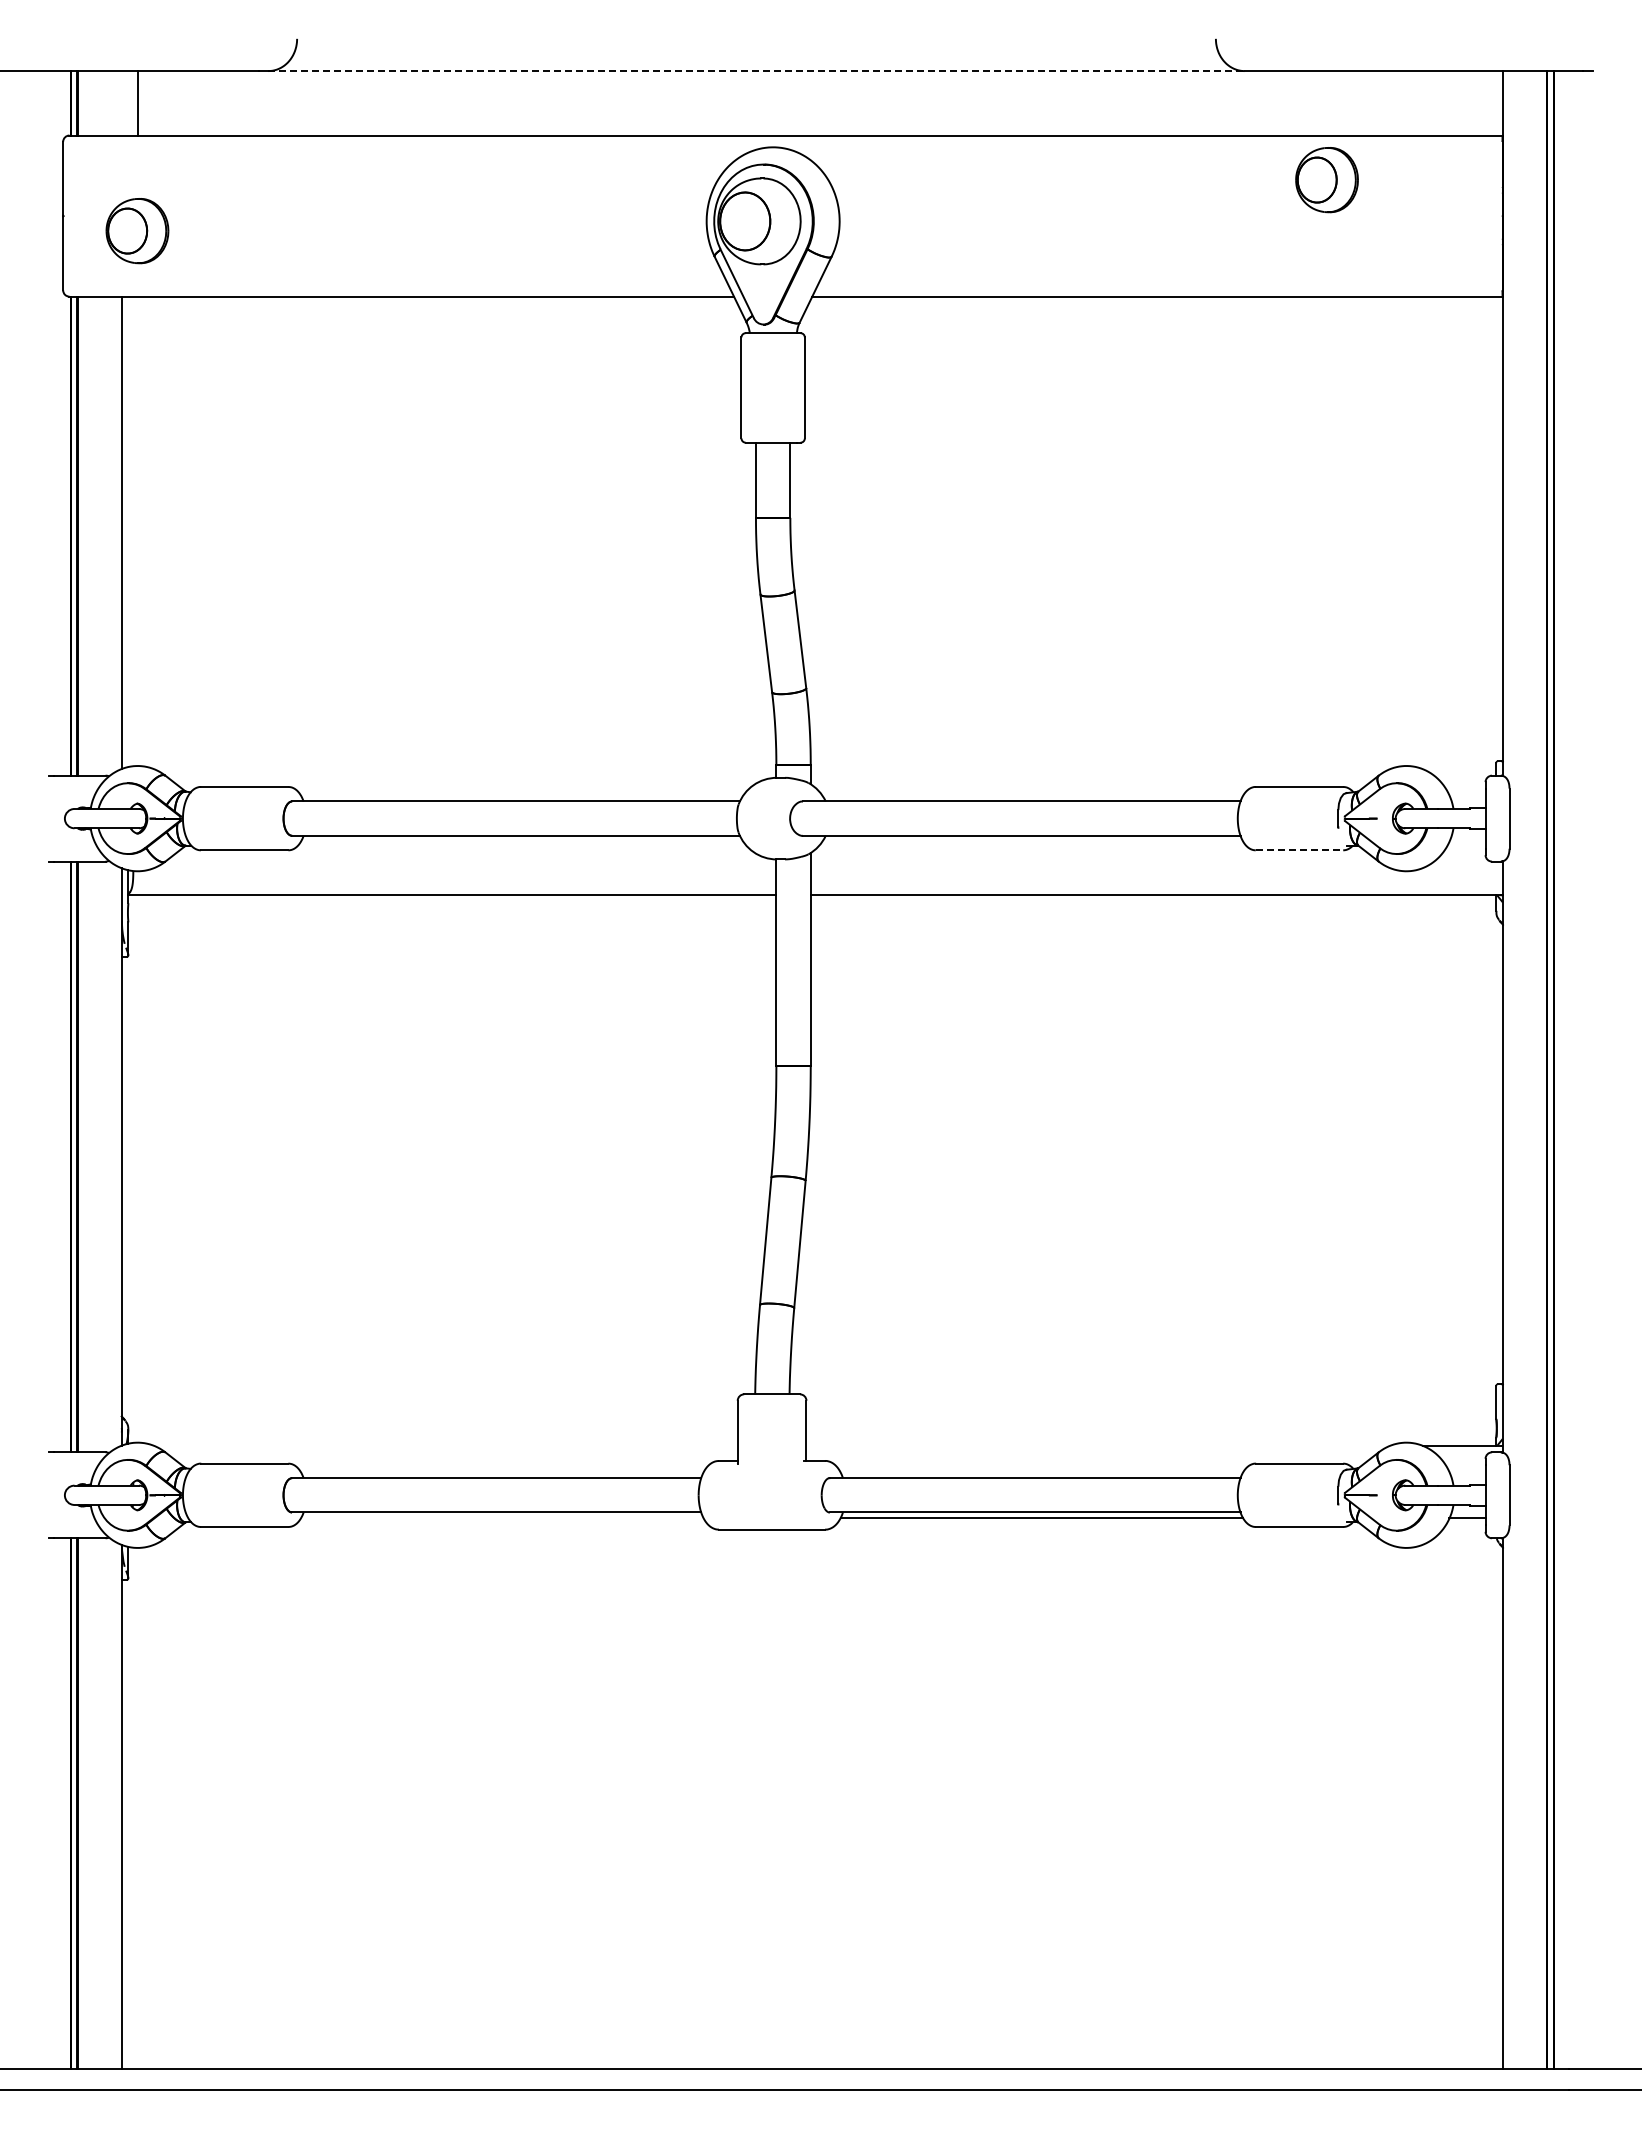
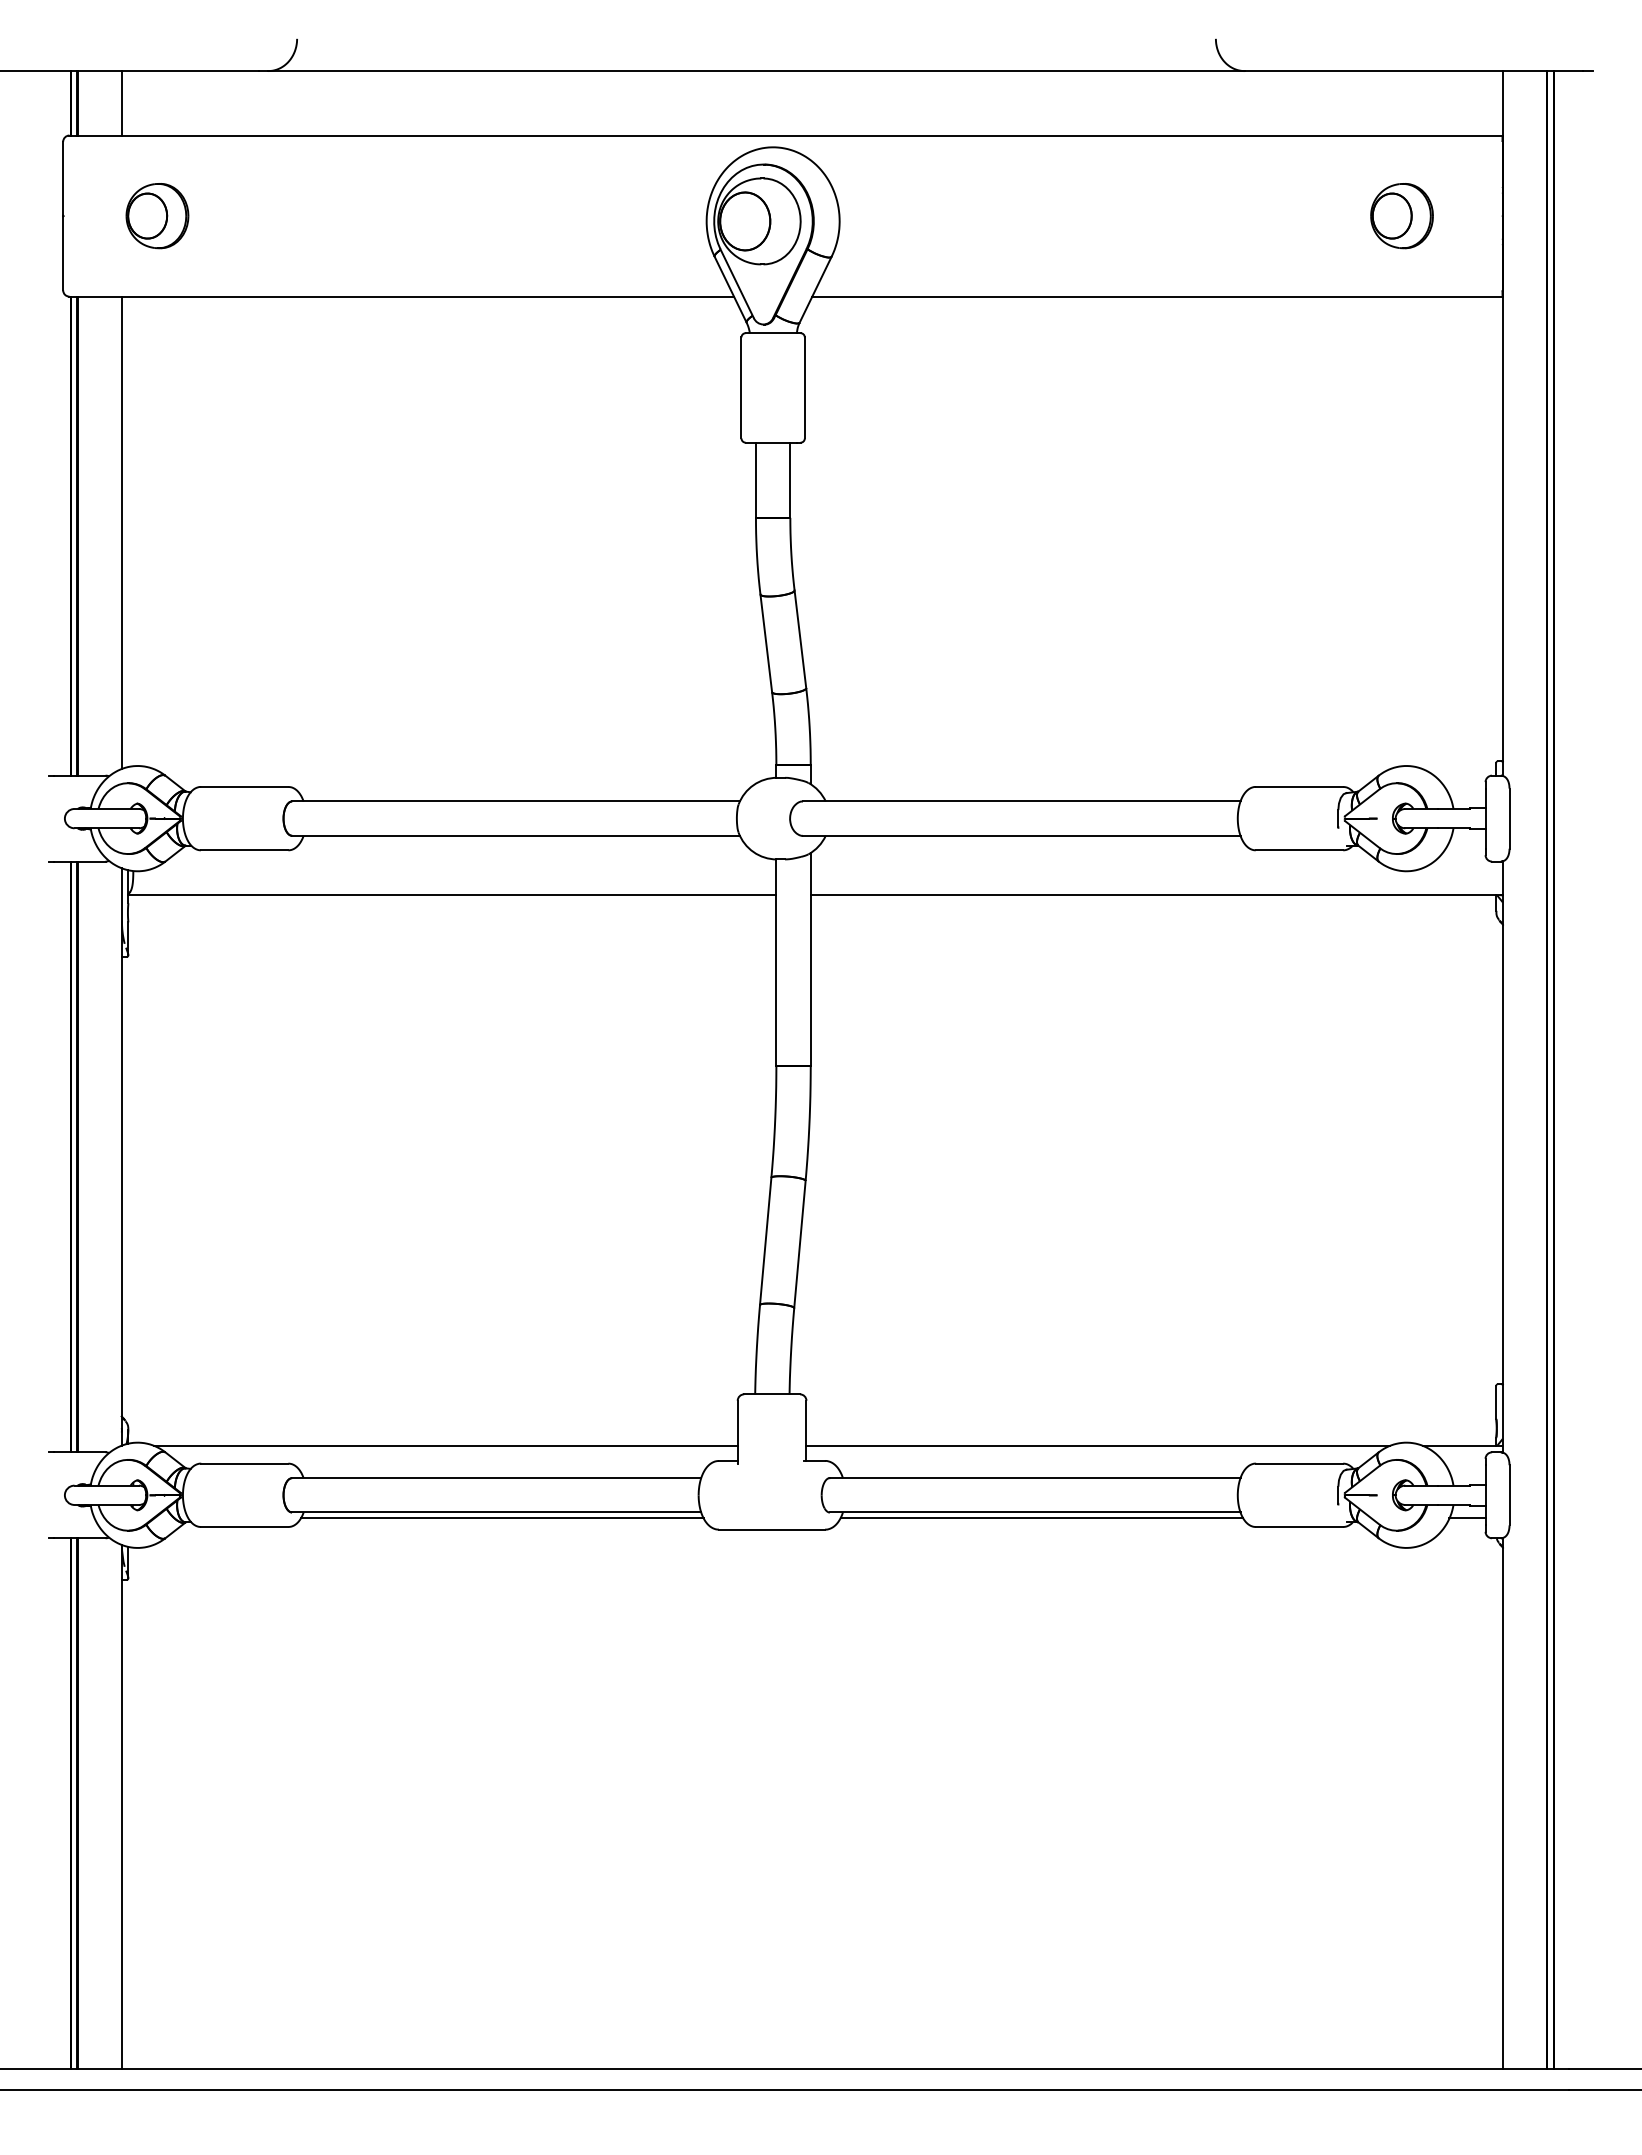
line: dashed -> solid (757, 71)
line position: (137, 103) -> (121, 103) (121, 103)
part position: (1326, 180) -> (1401, 216) (1401, 216)
part position: (137, 231) -> (157, 216) (157, 216)
line: dashed -> solid (1299, 850)
line: none -> present (445, 1445)
line: none -> present (1098, 1445)
line: none -> present (501, 1518)
